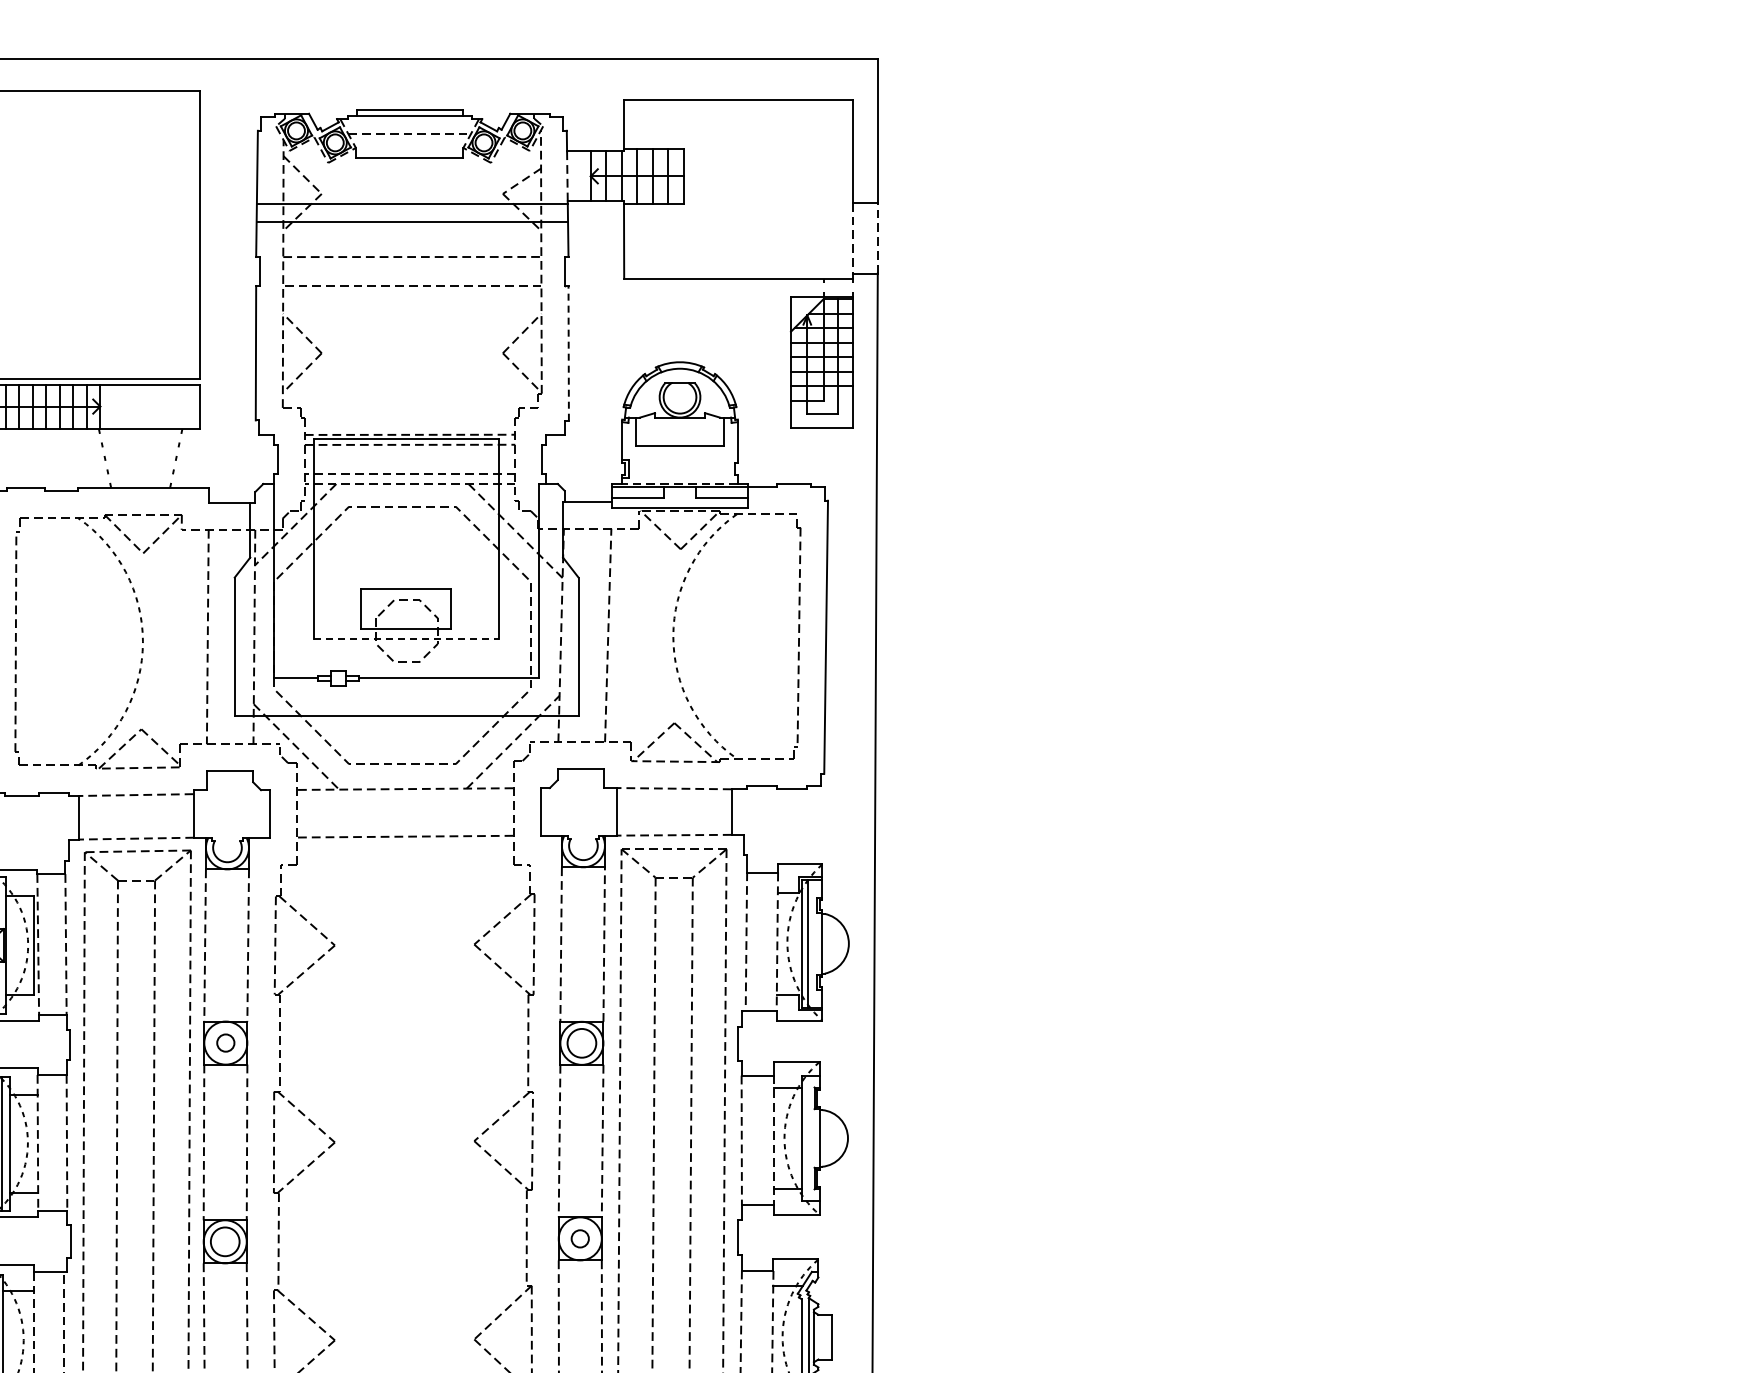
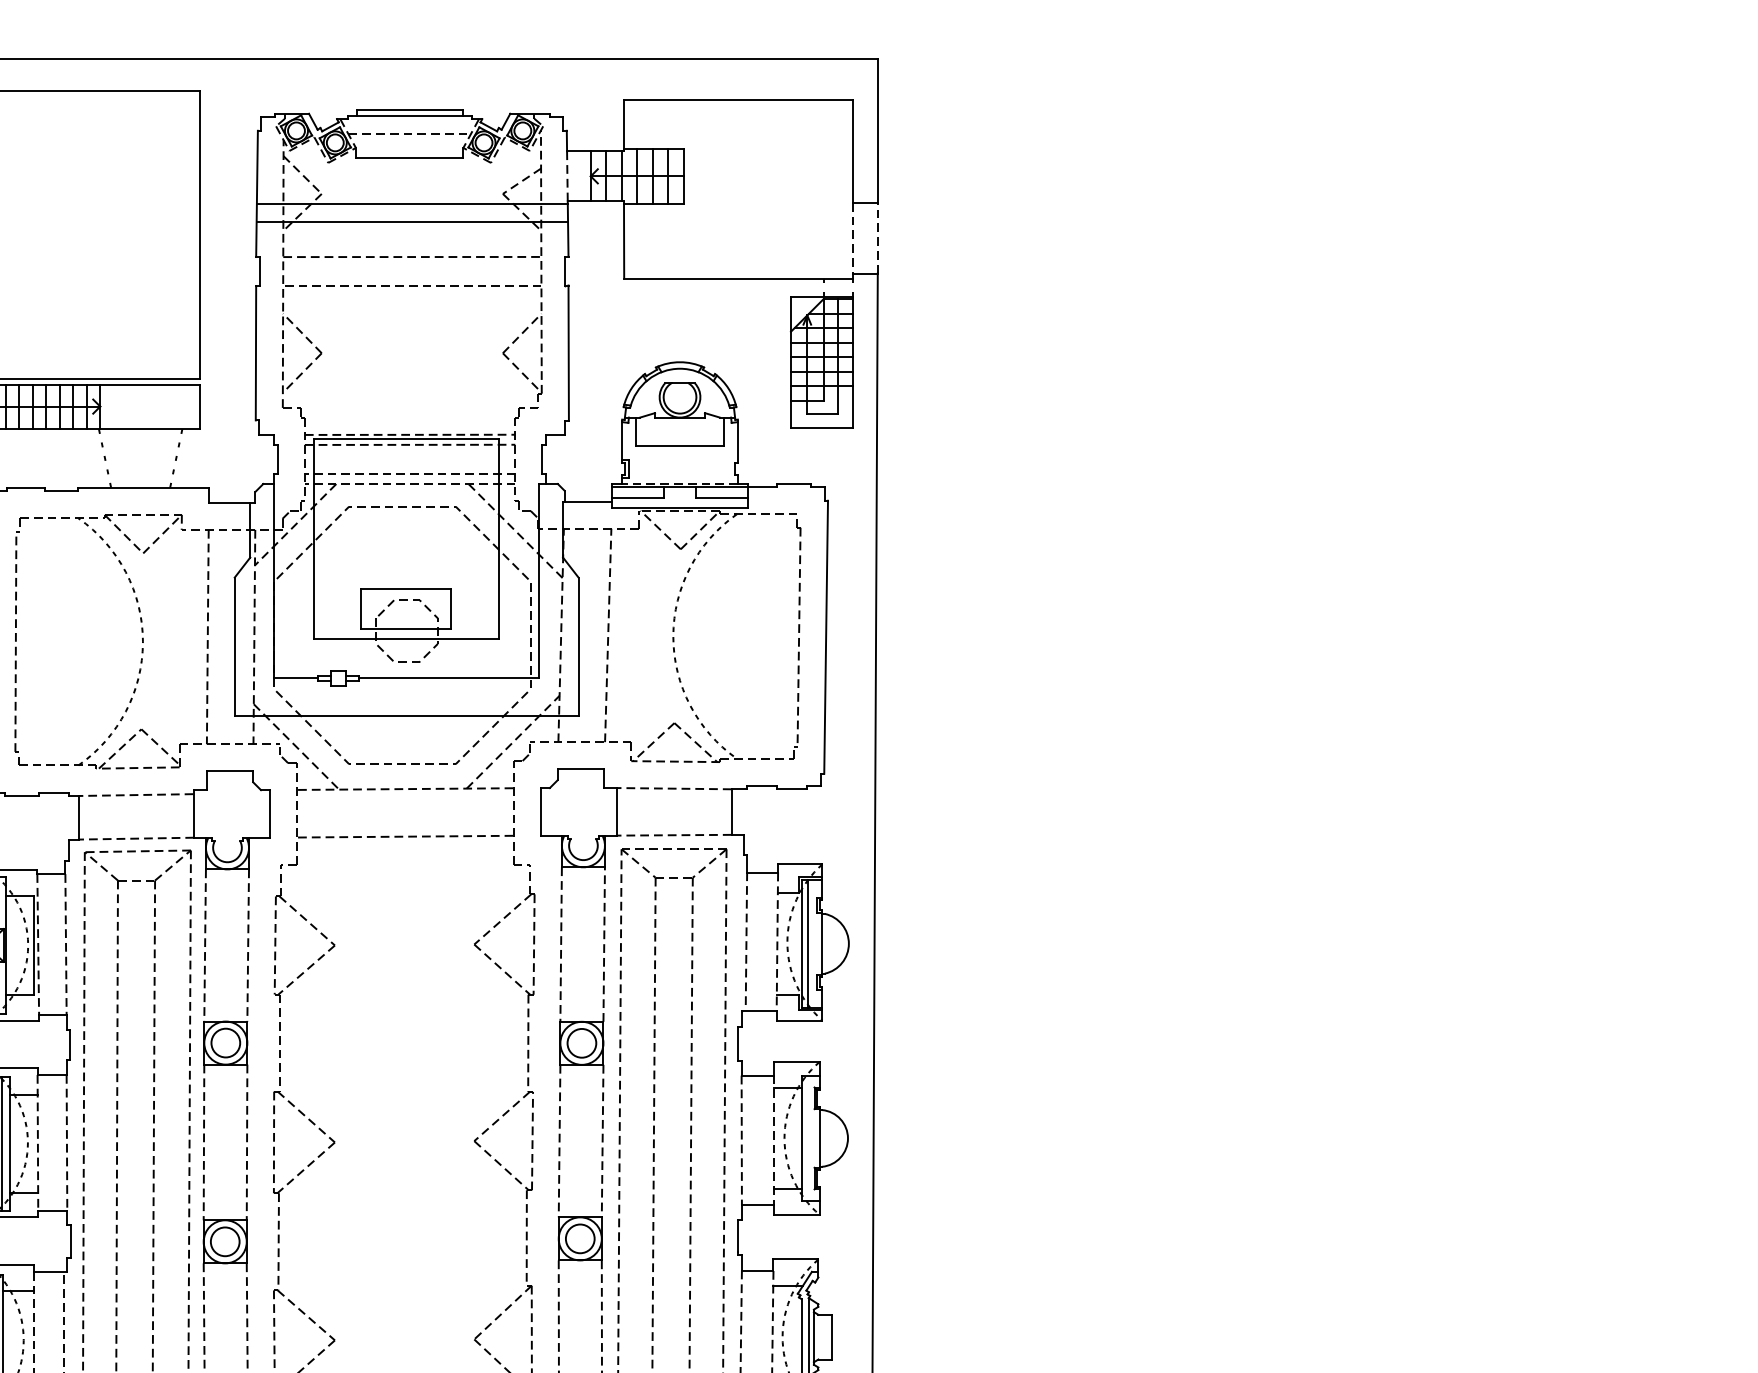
line: dashed -> solid (568, 353)
line: dashed -> solid (406, 639)
circle diameter: 17 px -> 29 px (225, 1042)
circle diameter: 17 px -> 29 px (579, 1238)
